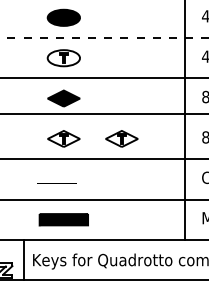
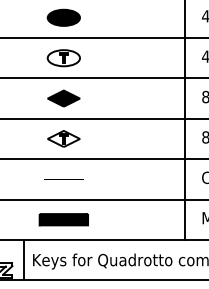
line: dashed -> solid (104, 38)
line position: (103, 113) -> (103, 118) (103, 118)
part: present -> none (121, 138)
line position: (56, 183) -> (63, 179) (63, 179)
